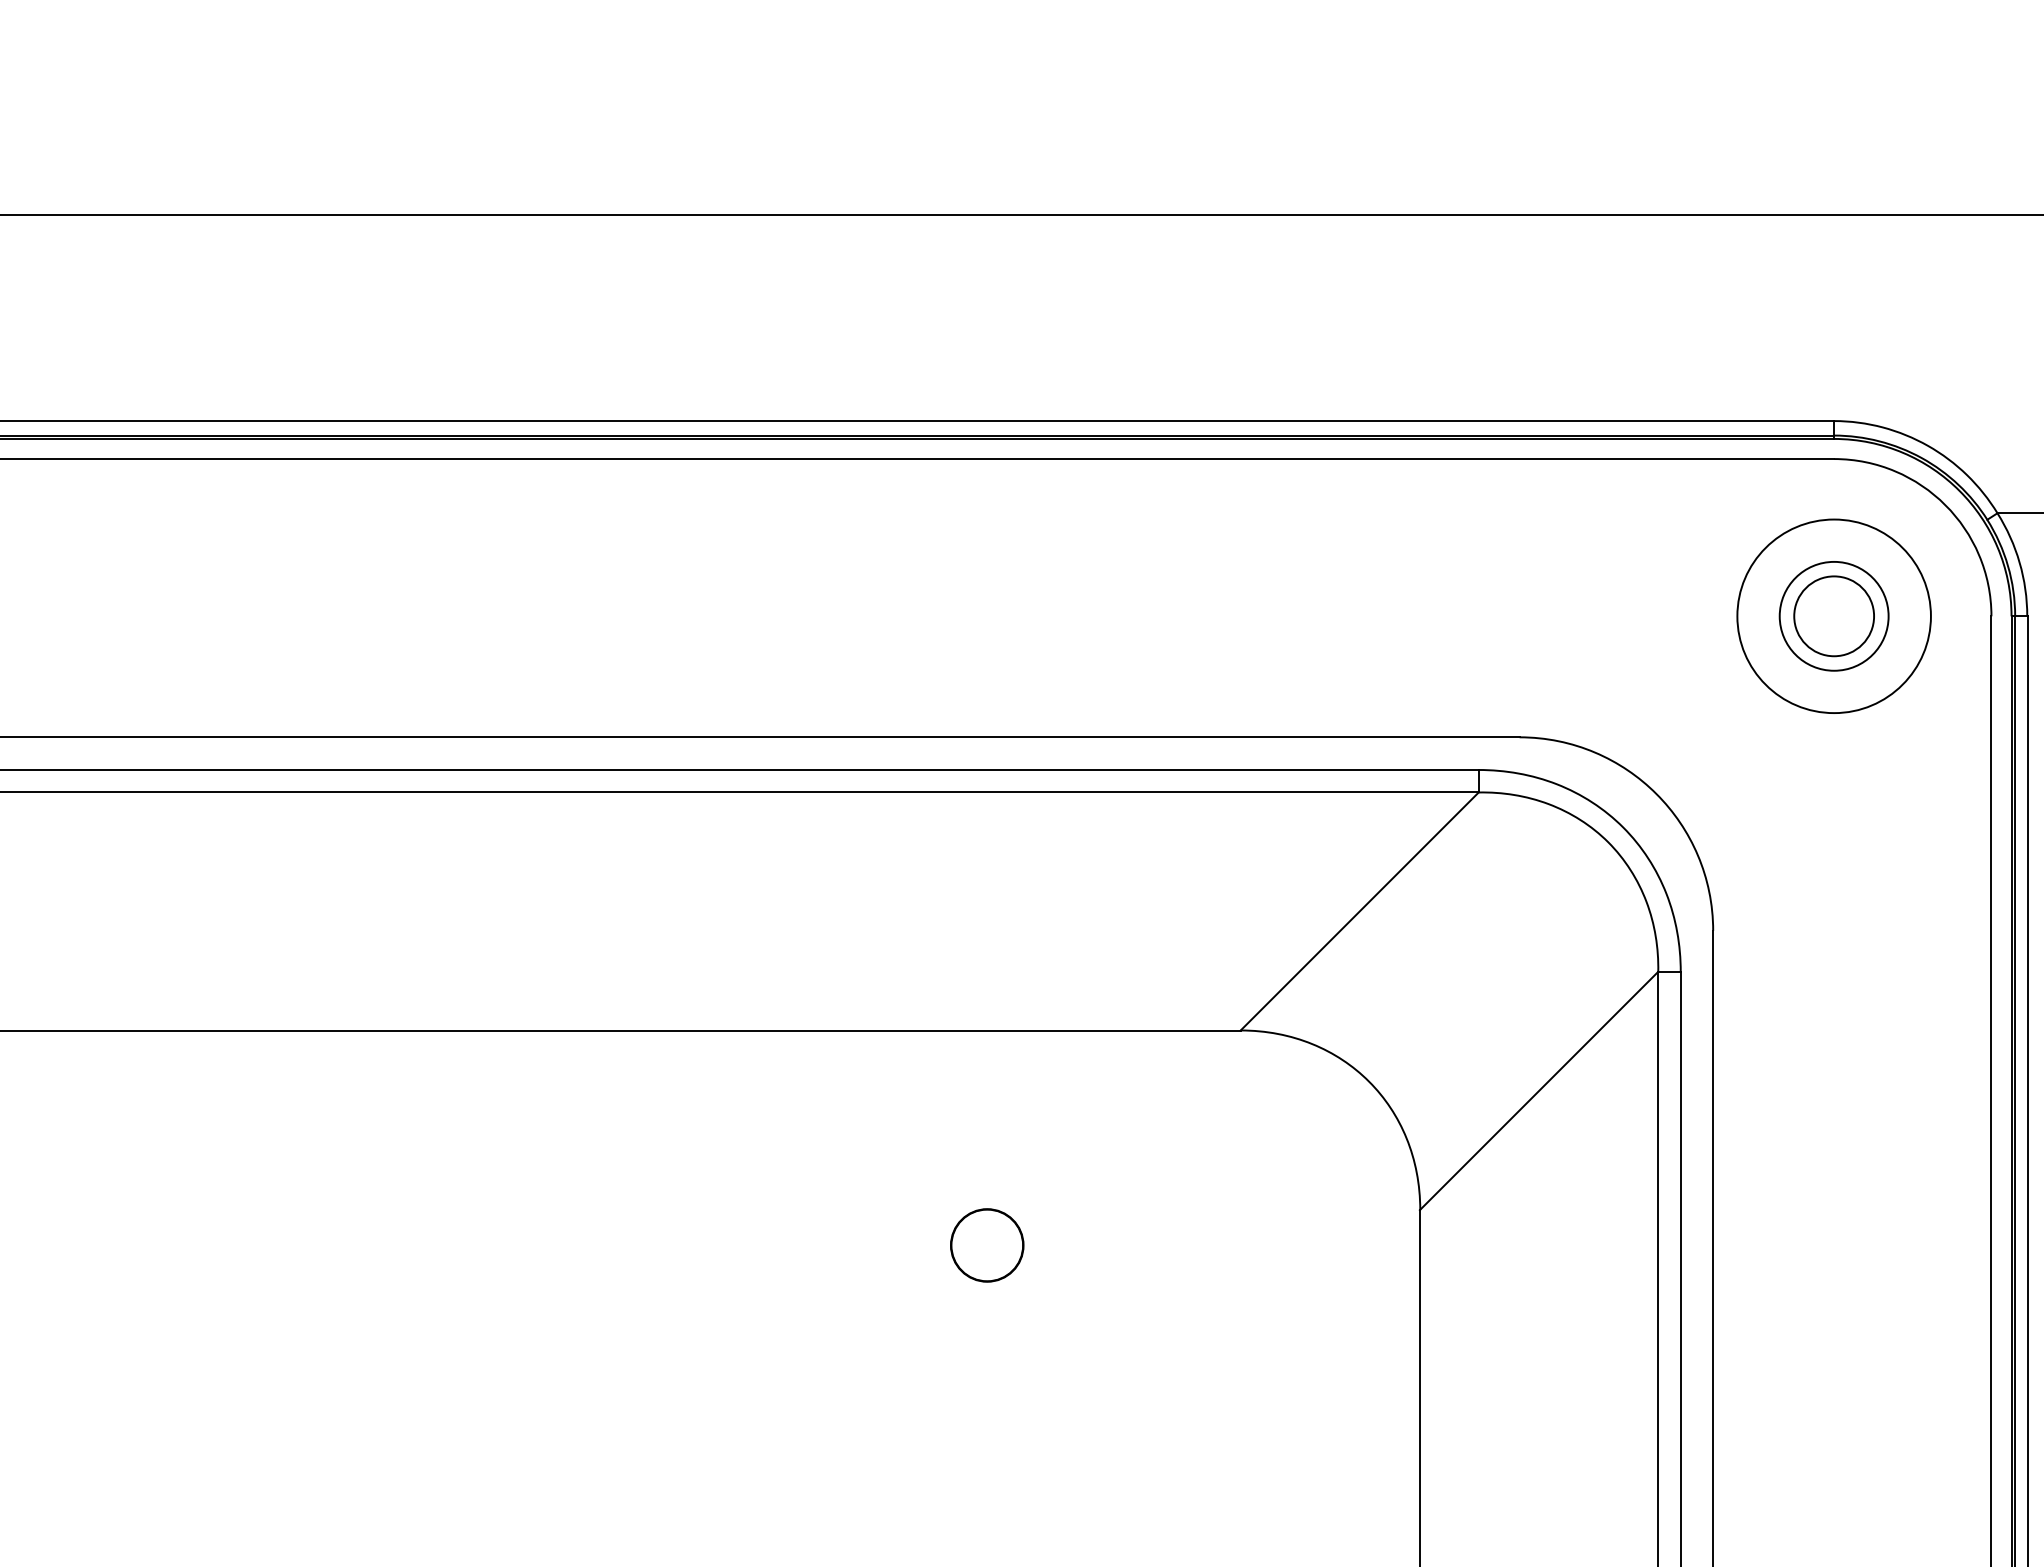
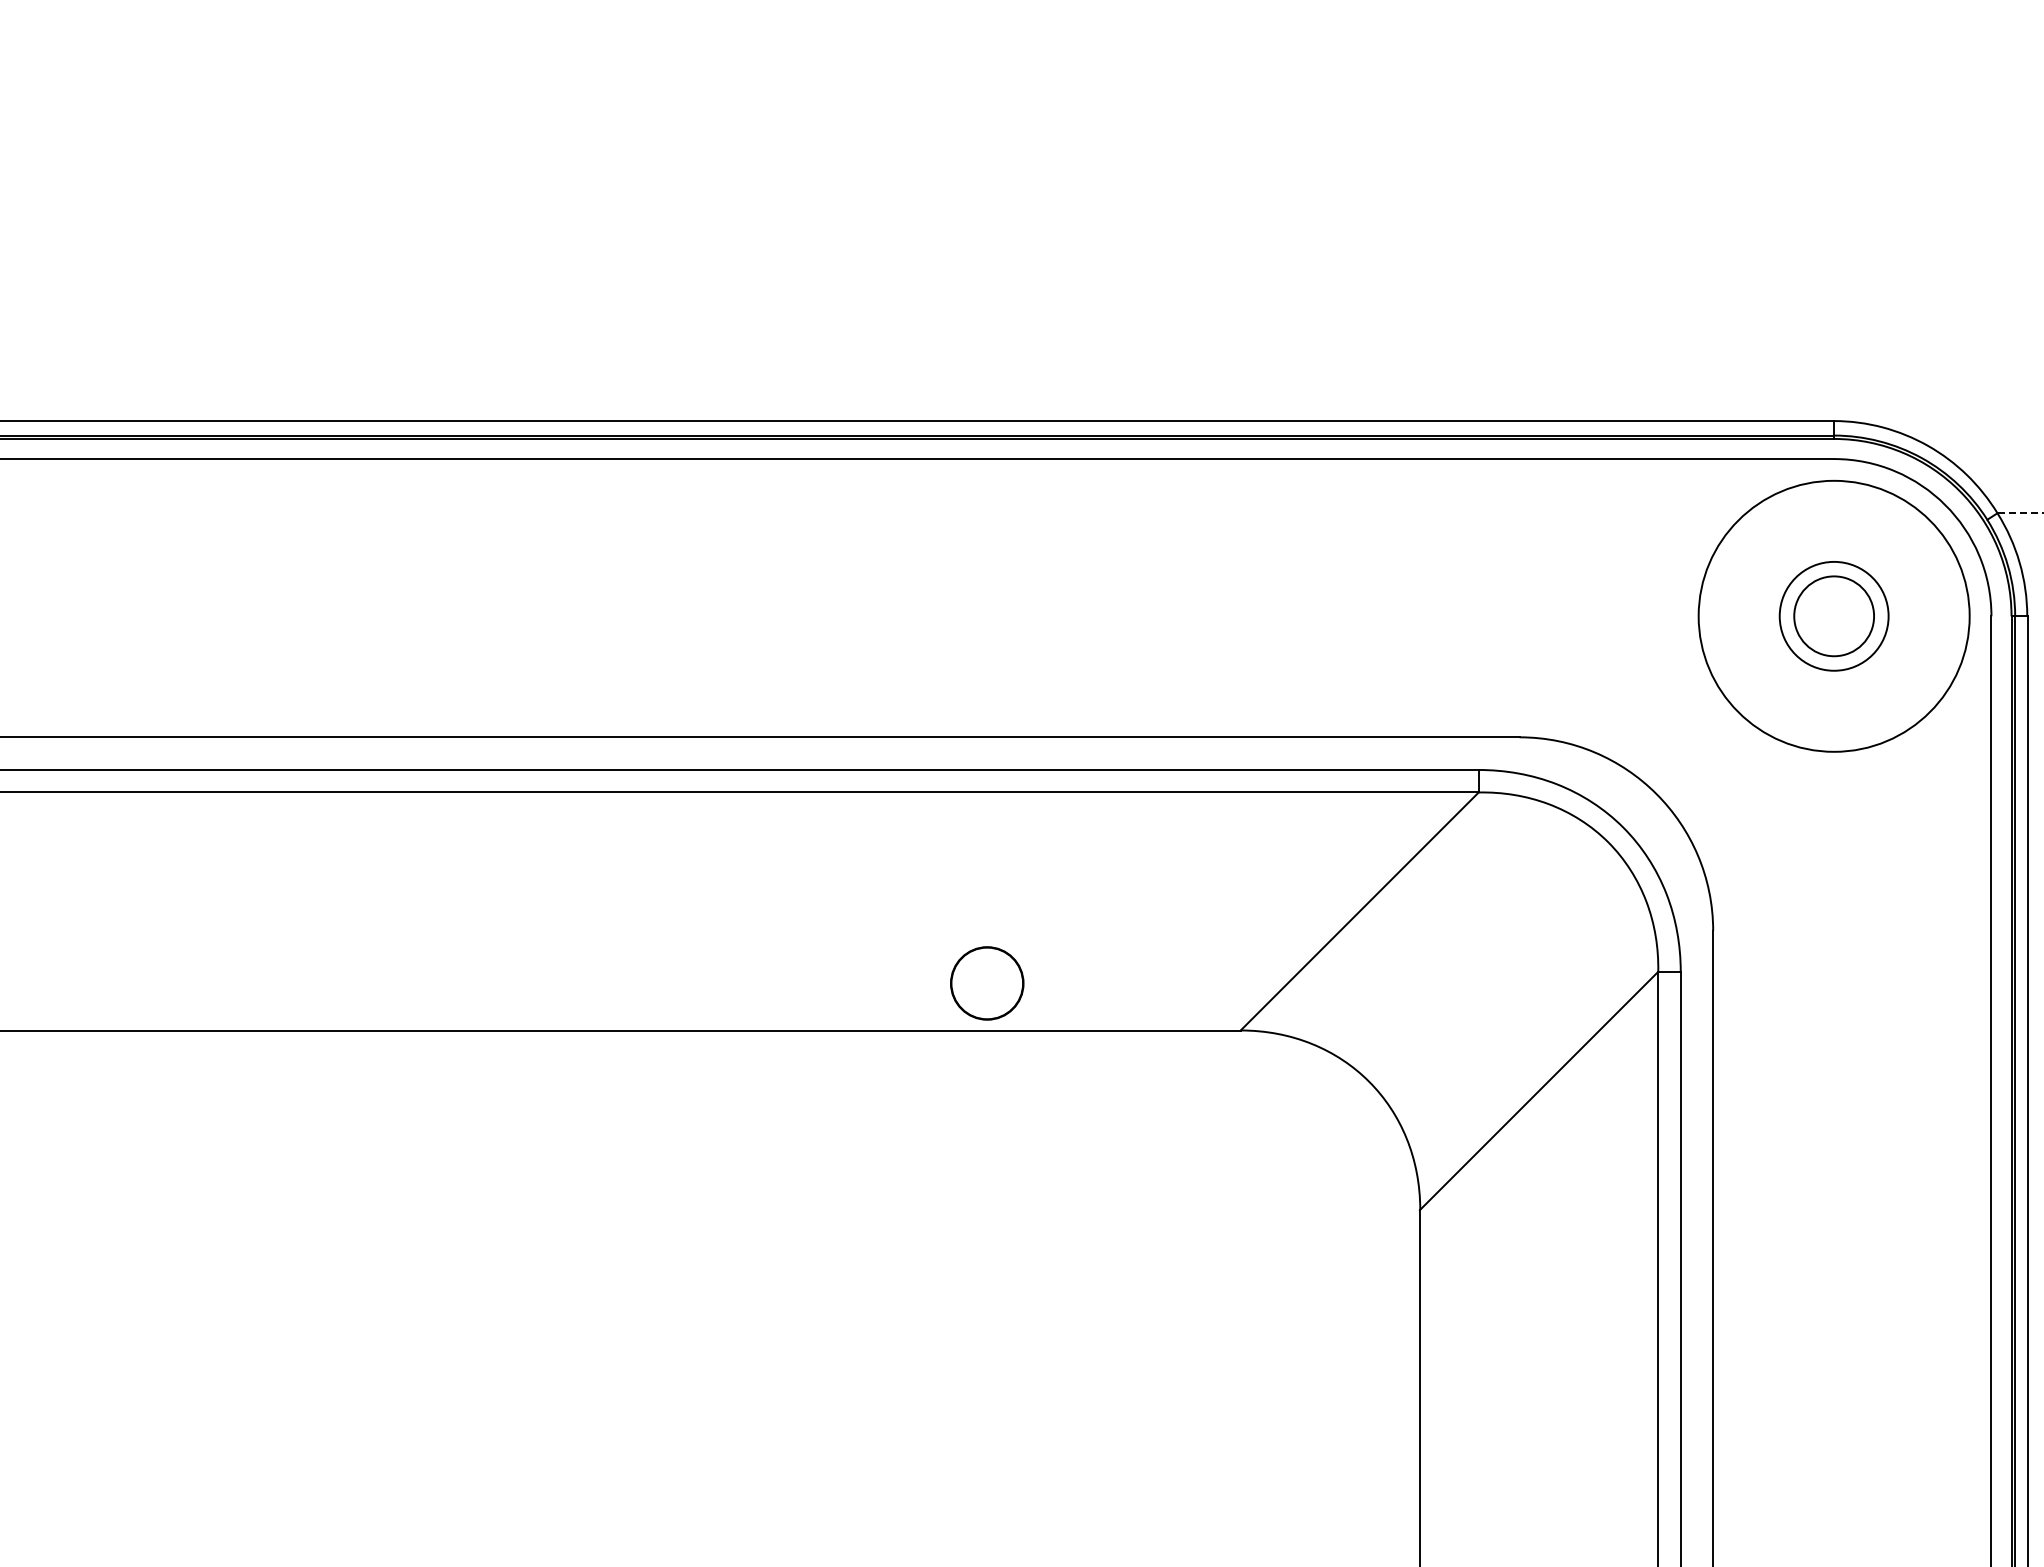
line: present -> none (1021, 214)
line: solid -> dashed (2020, 513)
circle diameter: 194 px -> 271 px (1833, 615)
circle position: (987, 1245) -> (987, 983) (987, 983)
